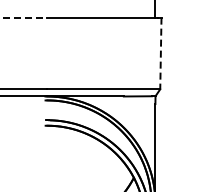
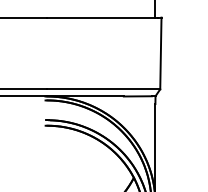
line: dashed -> solid (24, 17)
line: dashed -> solid (160, 53)
